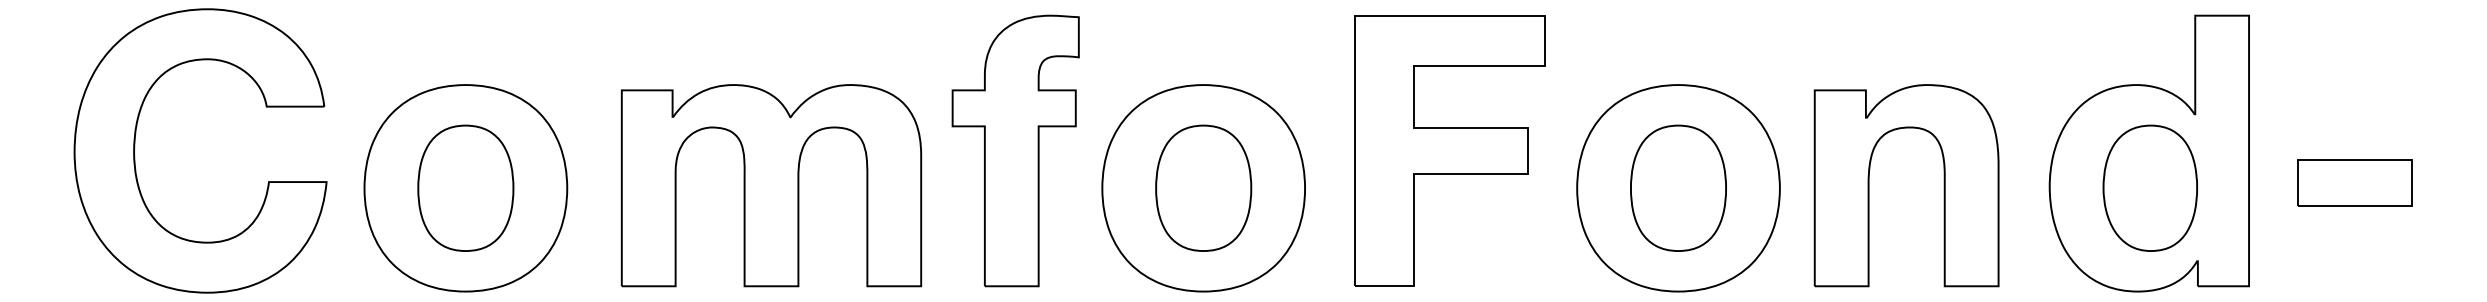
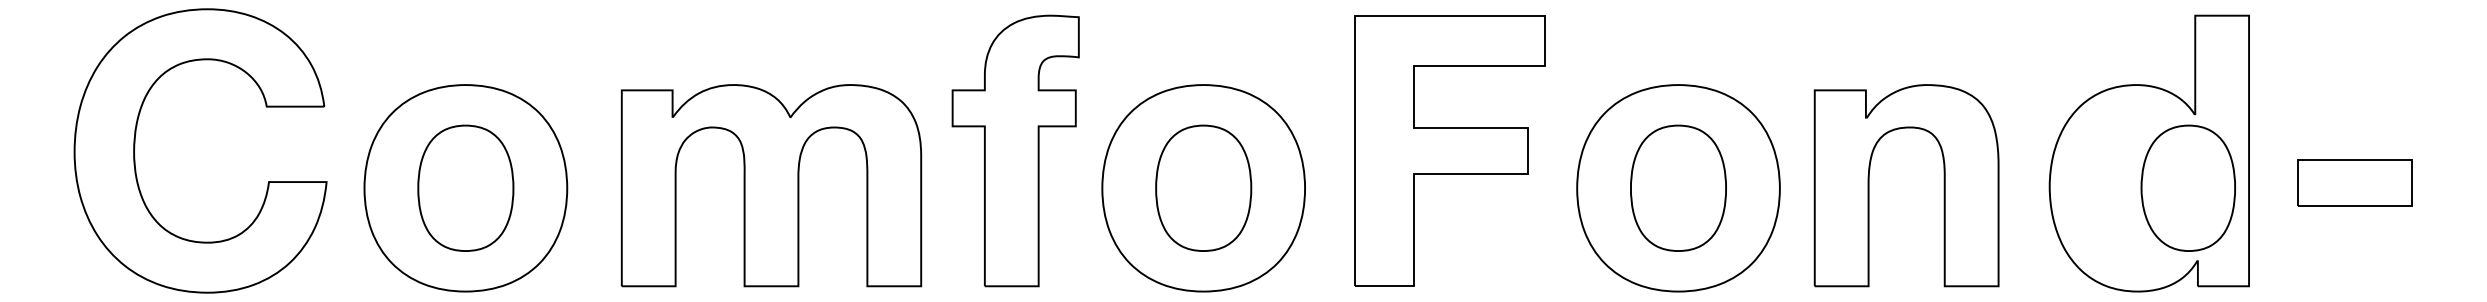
part position: (2149, 187) -> (2187, 187) (2187, 187)
